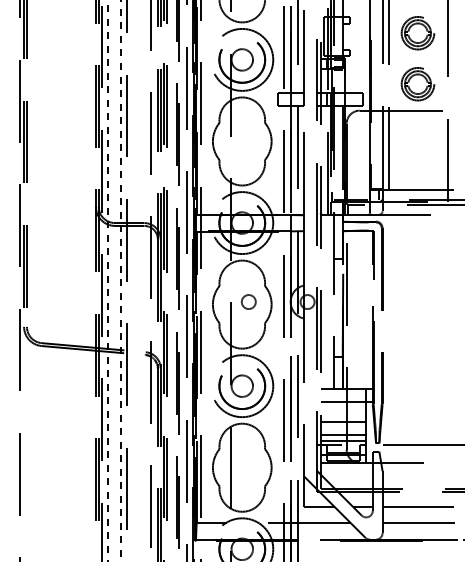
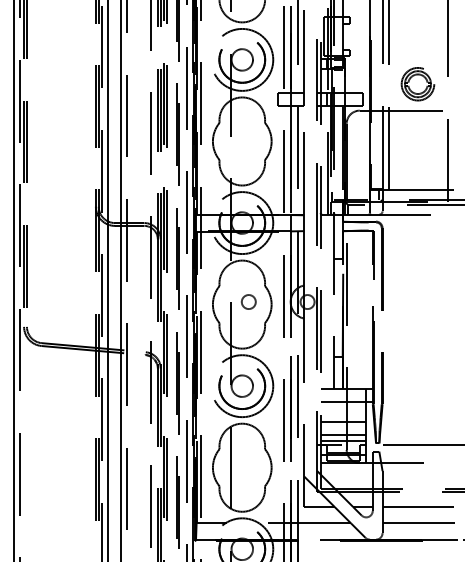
part: present -> none (417, 33)
line: none -> present (13, 280)
line: dashed -> solid (108, 280)
line: dashed -> solid (121, 281)
